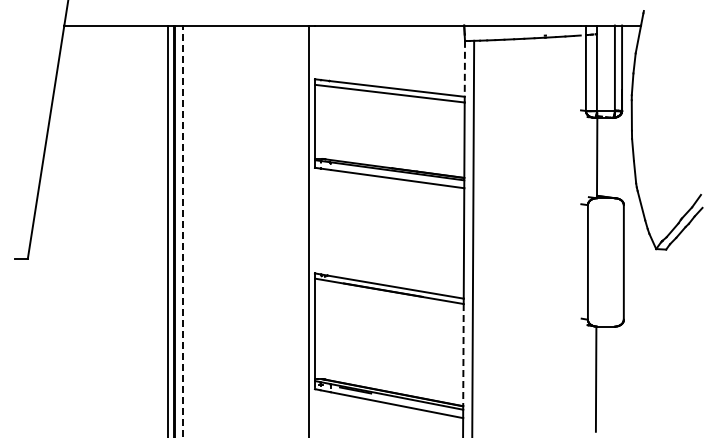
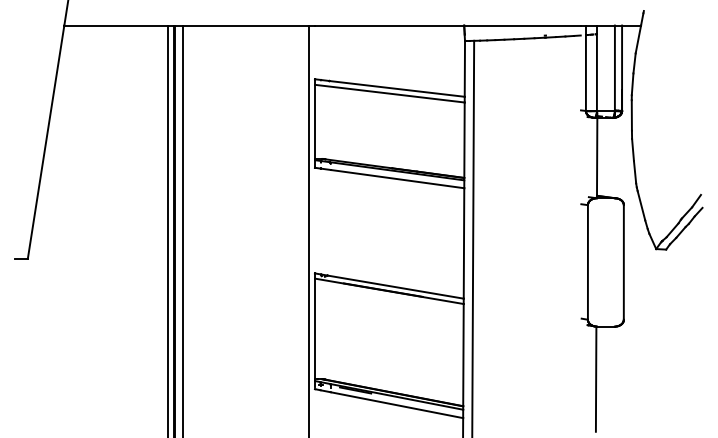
line: dashed -> solid (464, 68)
line: dashed -> solid (182, 231)
line: dashed -> solid (463, 355)
